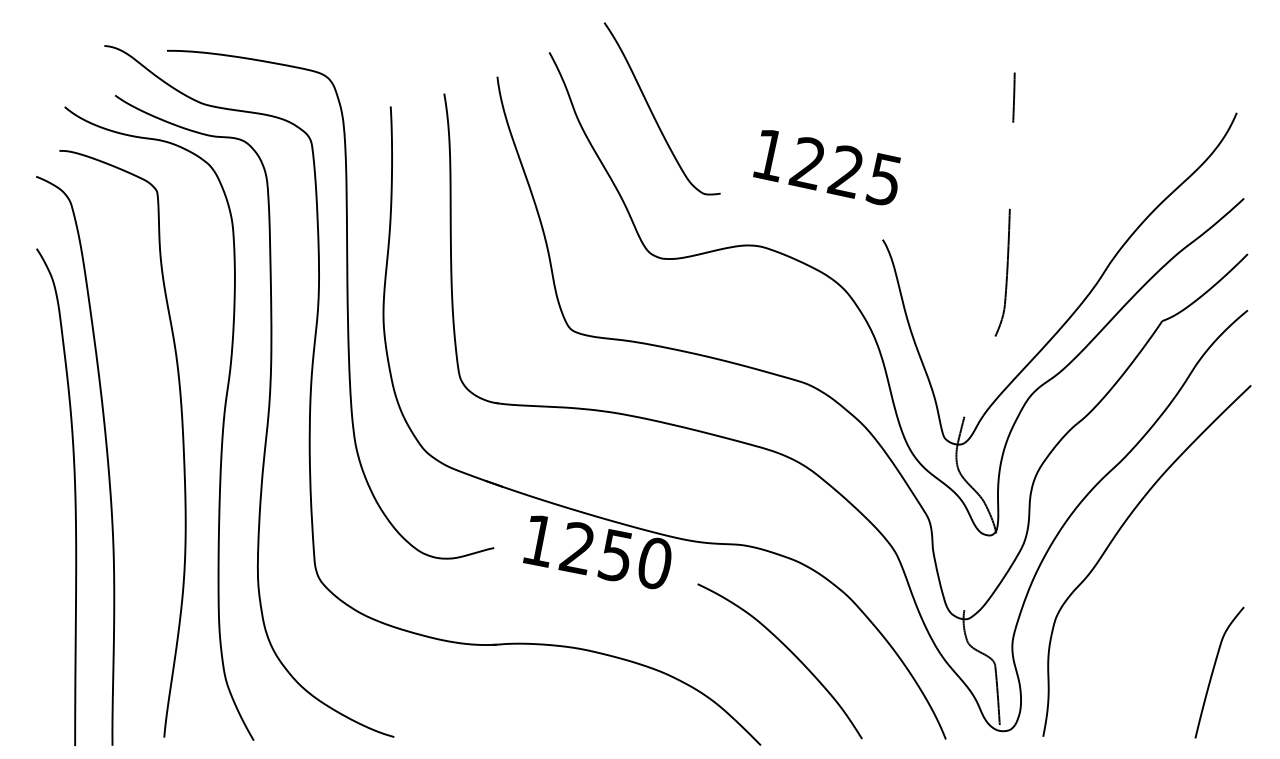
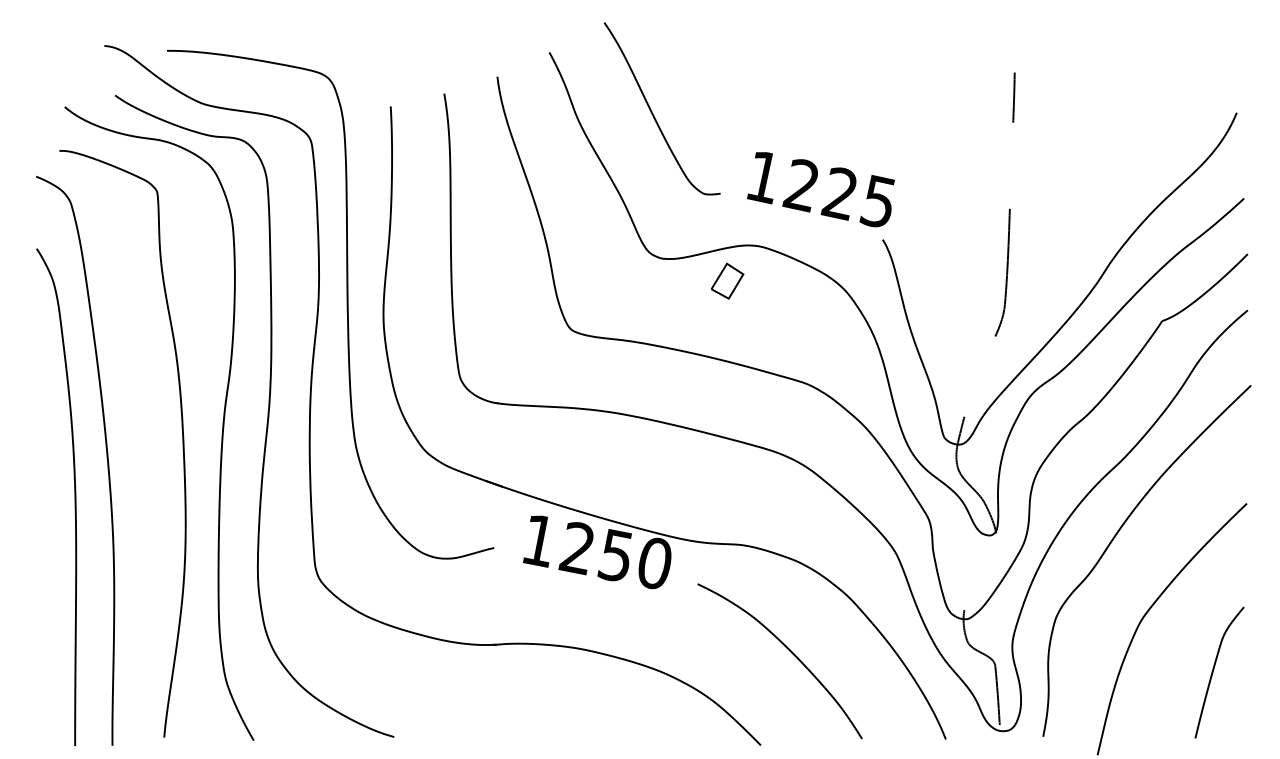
text position: (826, 167) -> (820, 189) (820, 189)
part: none -> present (727, 280)
curve: none -> present (1148, 612)
